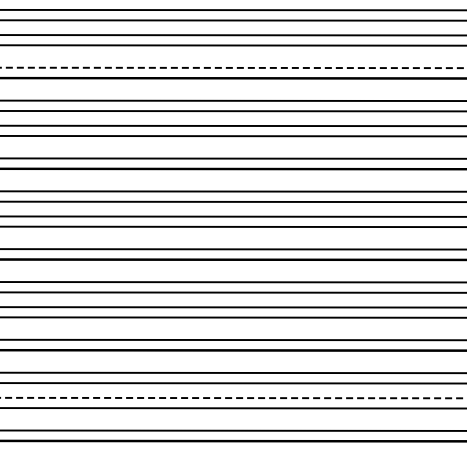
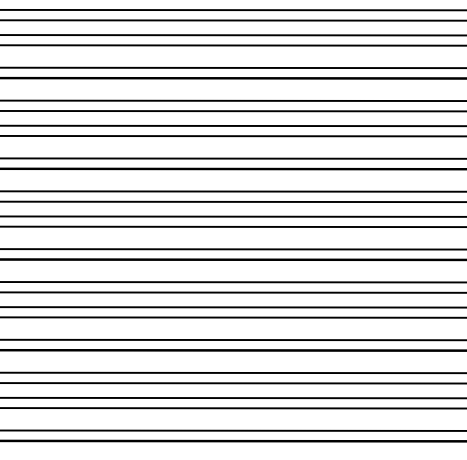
line: dashed -> solid (233, 67)
line: dashed -> solid (233, 398)
